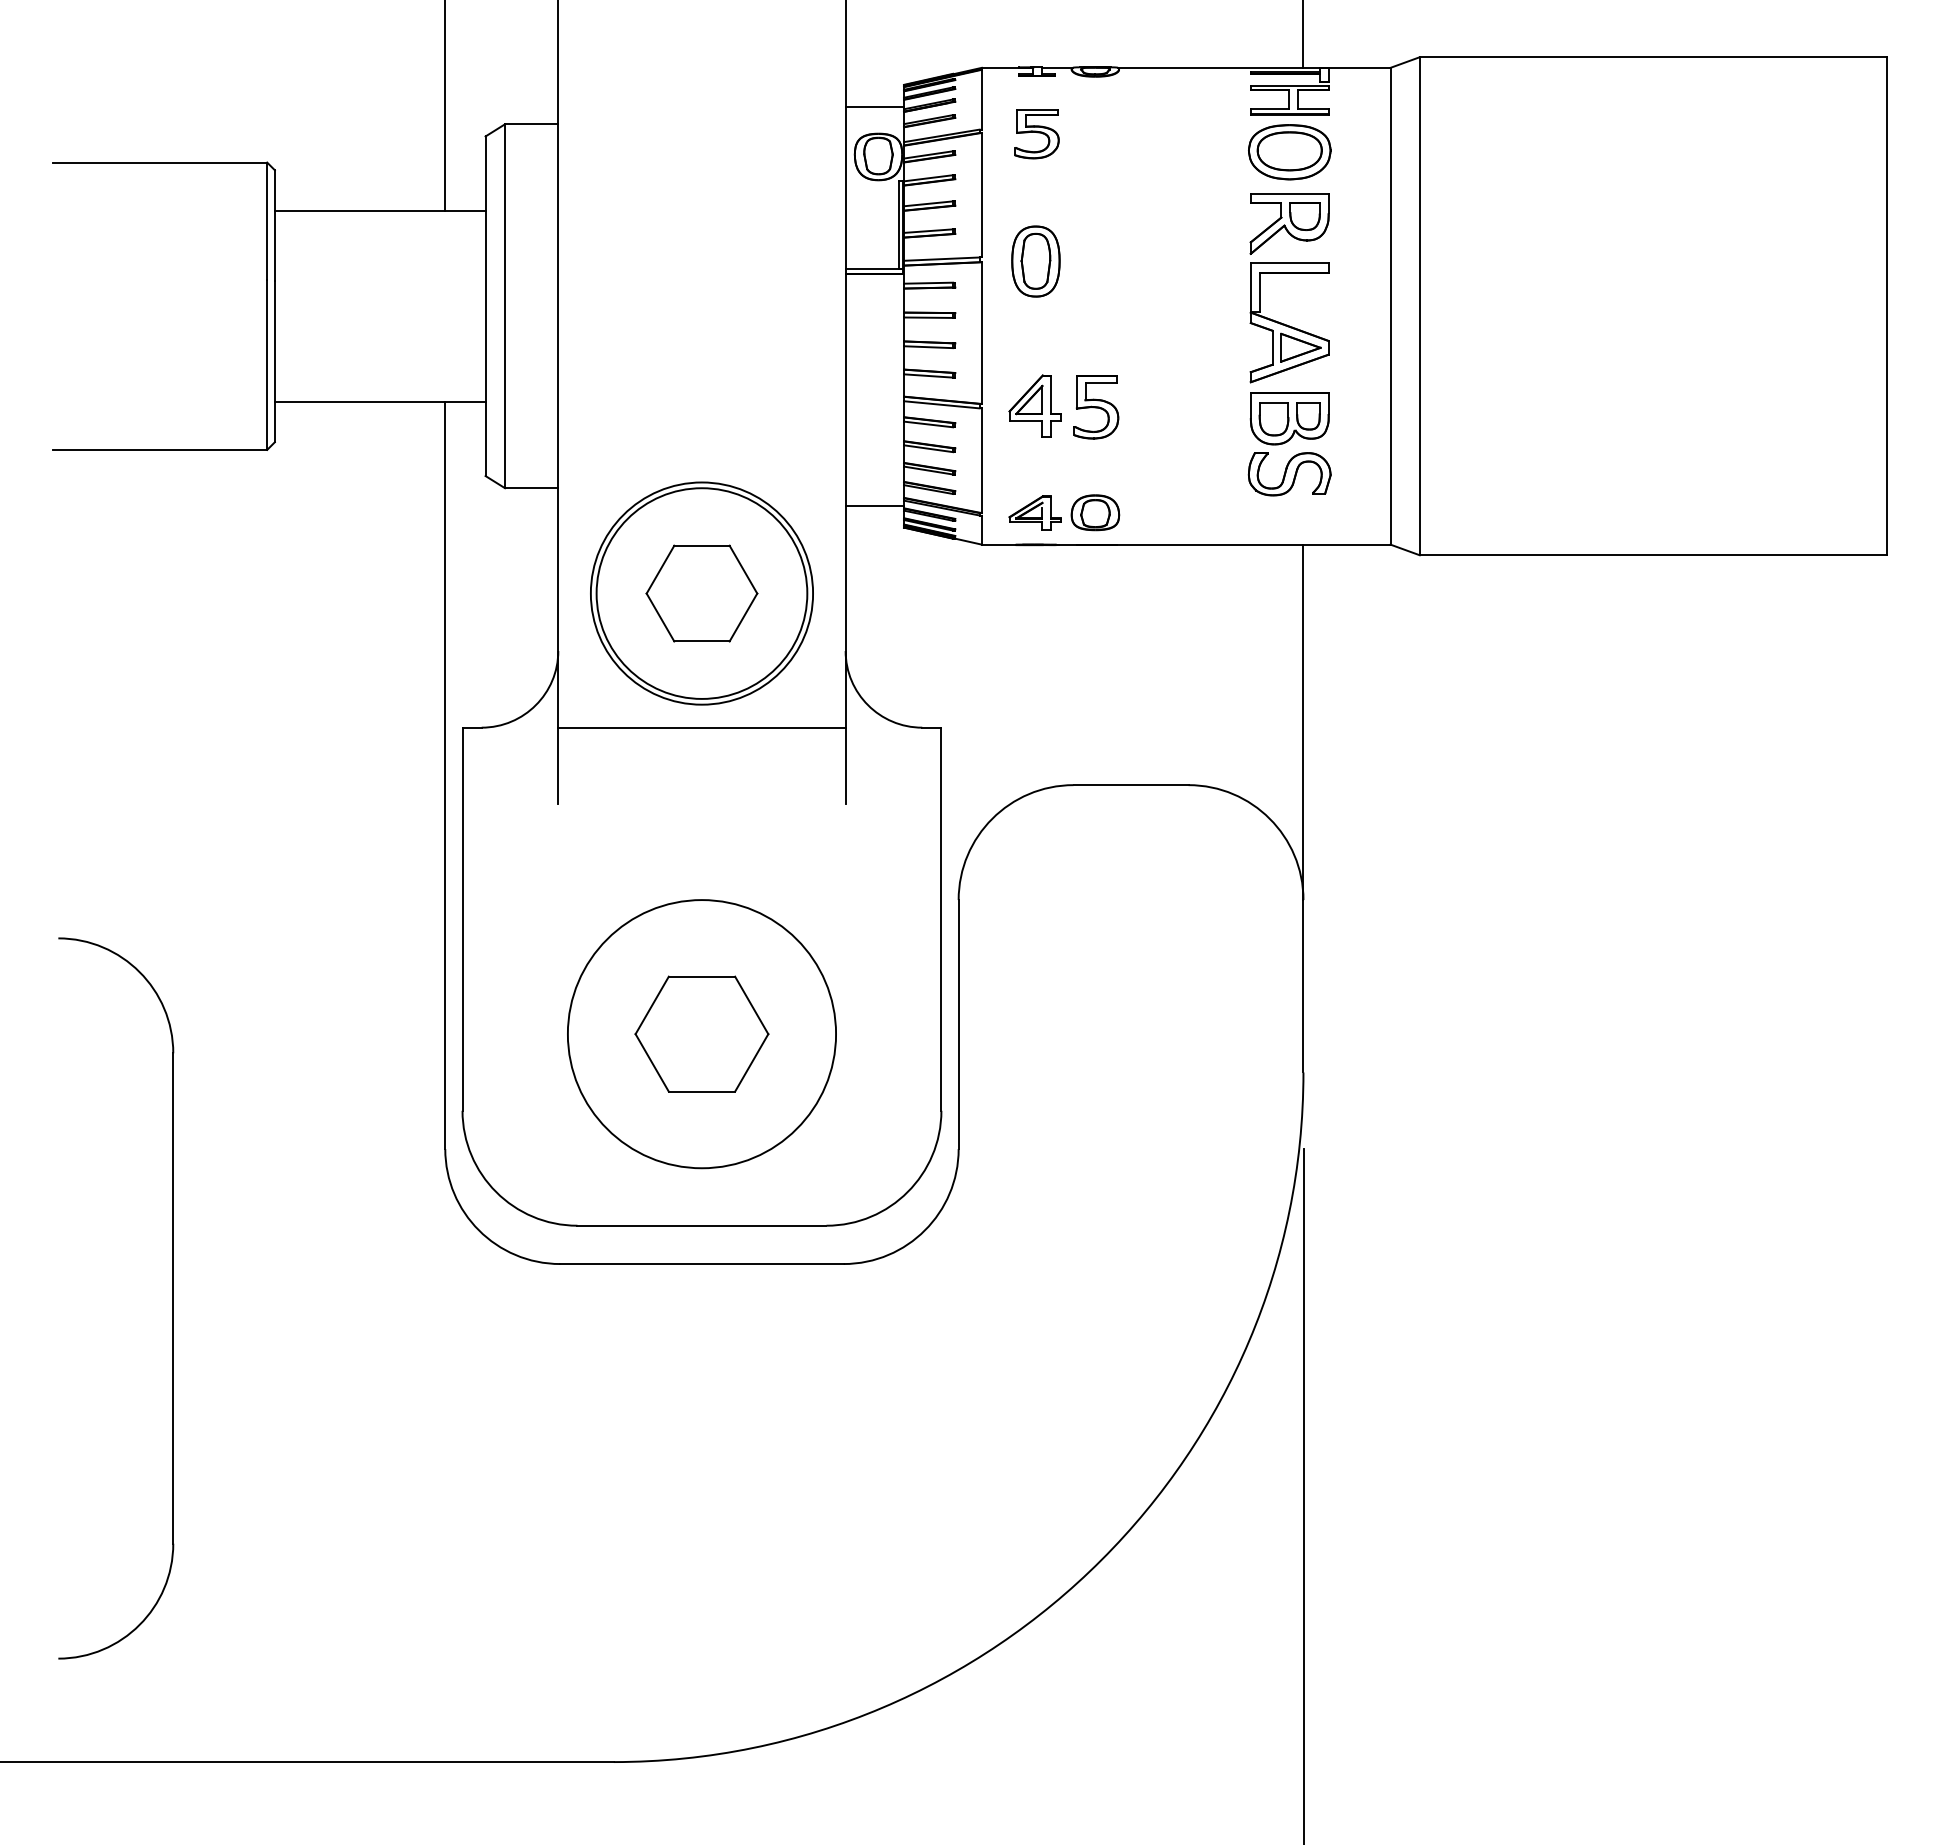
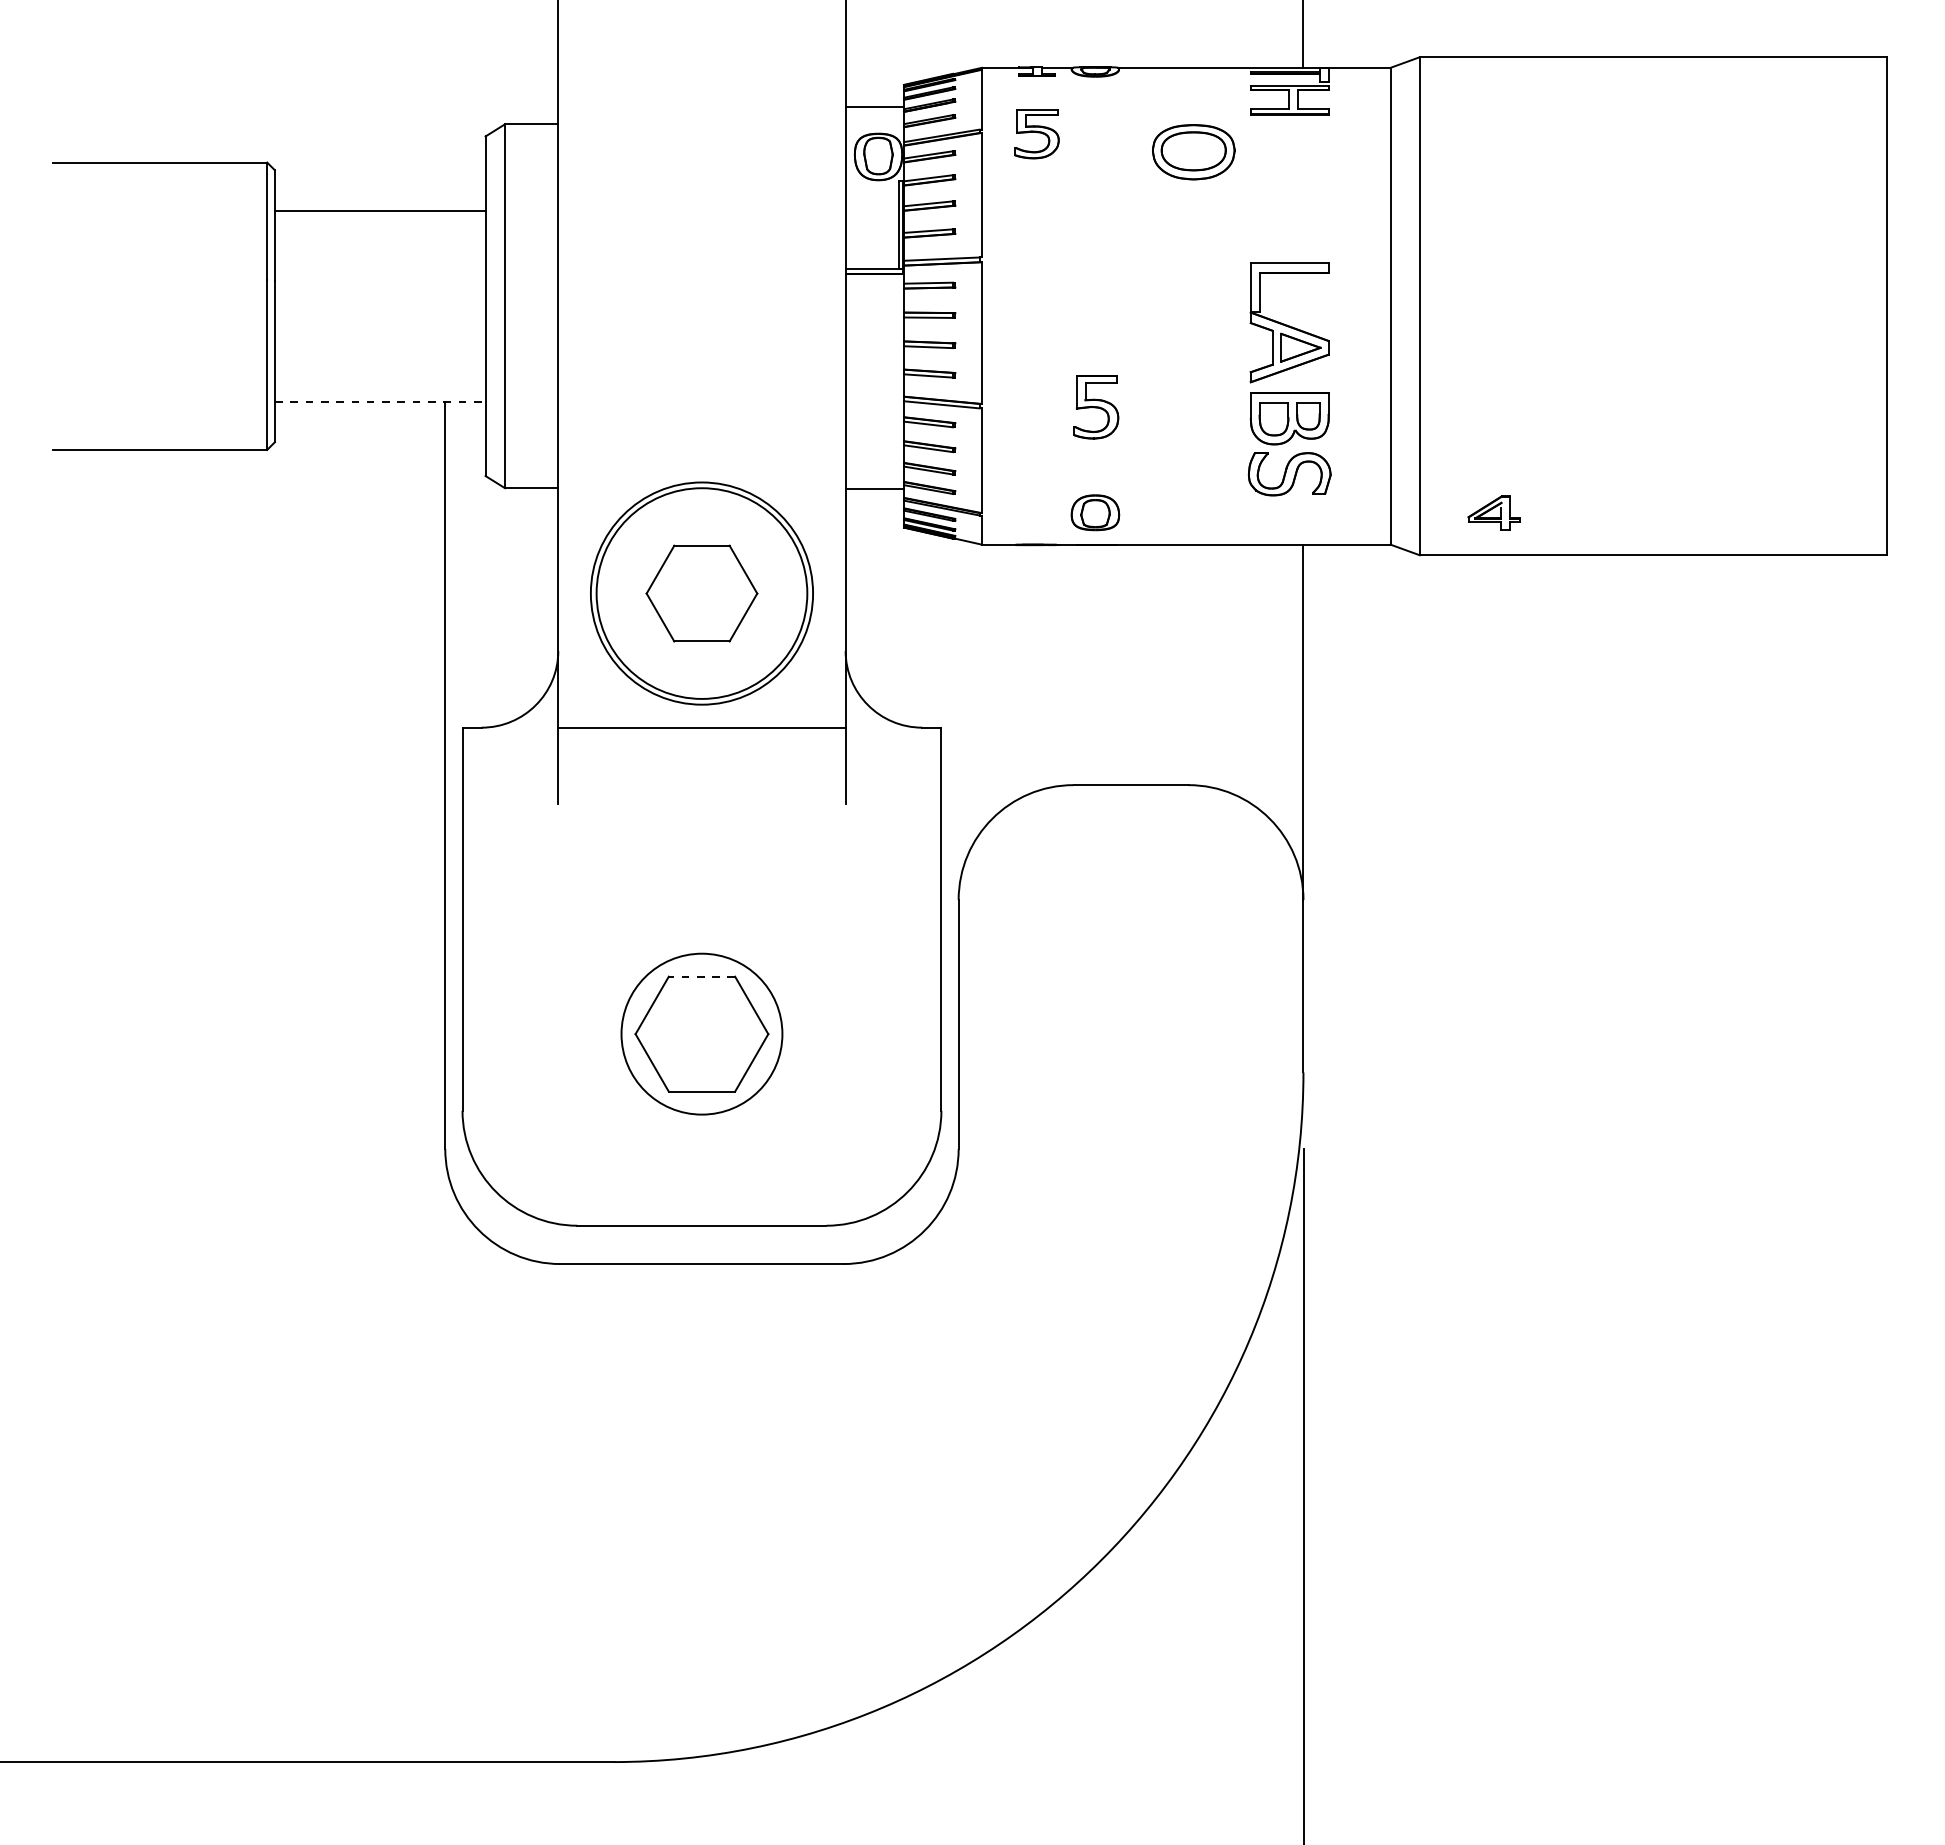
line: present -> none (445, 106)
part position: (1289, 152) -> (1193, 152) (1193, 152)
part: present -> none (1289, 223)
part: present -> none (1035, 261)
line: solid -> dashed (380, 402)
part: present -> none (1034, 405)
line position: (874, 505) -> (874, 488) (874, 488)
part position: (1034, 512) -> (1493, 512) (1493, 512)
line: solid -> dashed (701, 976)
circle diameter: 268 px -> 161 px (701, 1033)
part: present -> none (172, 1298)
